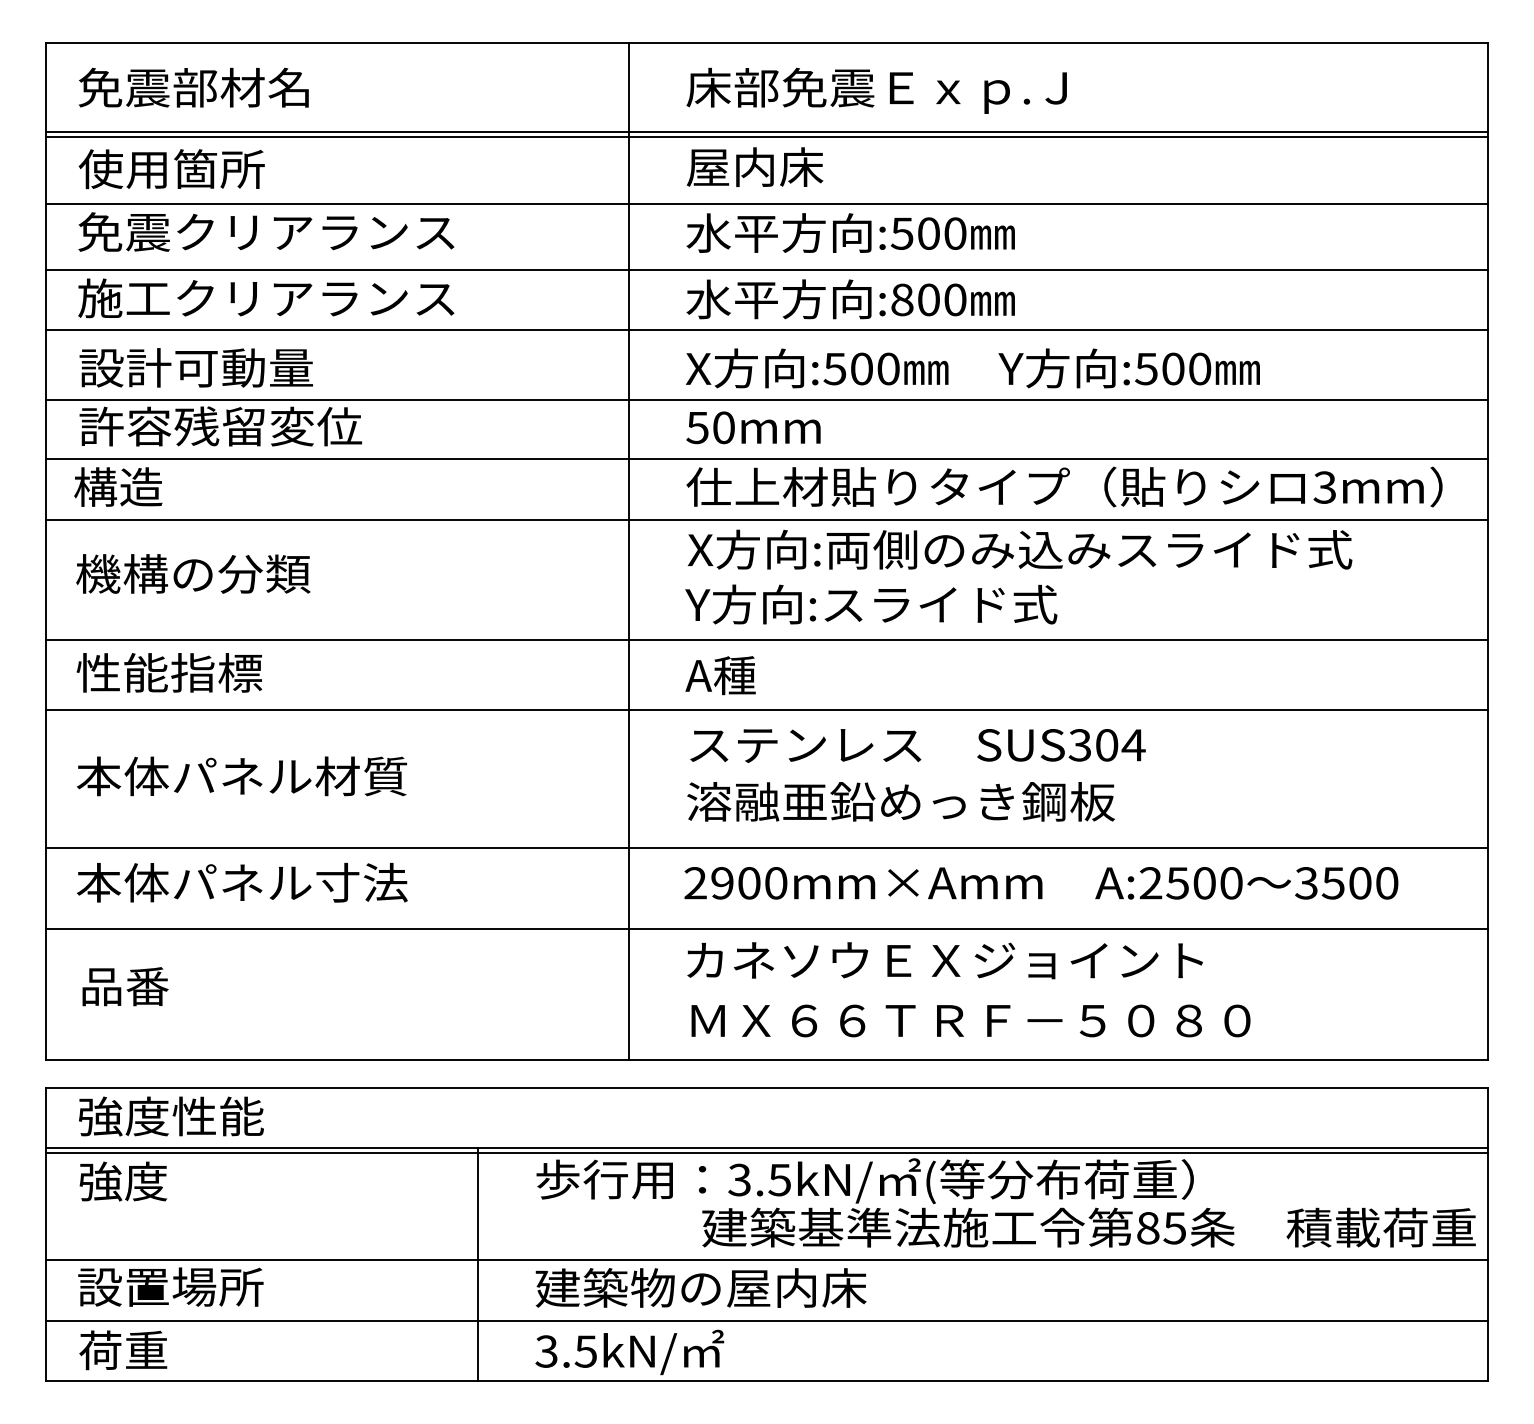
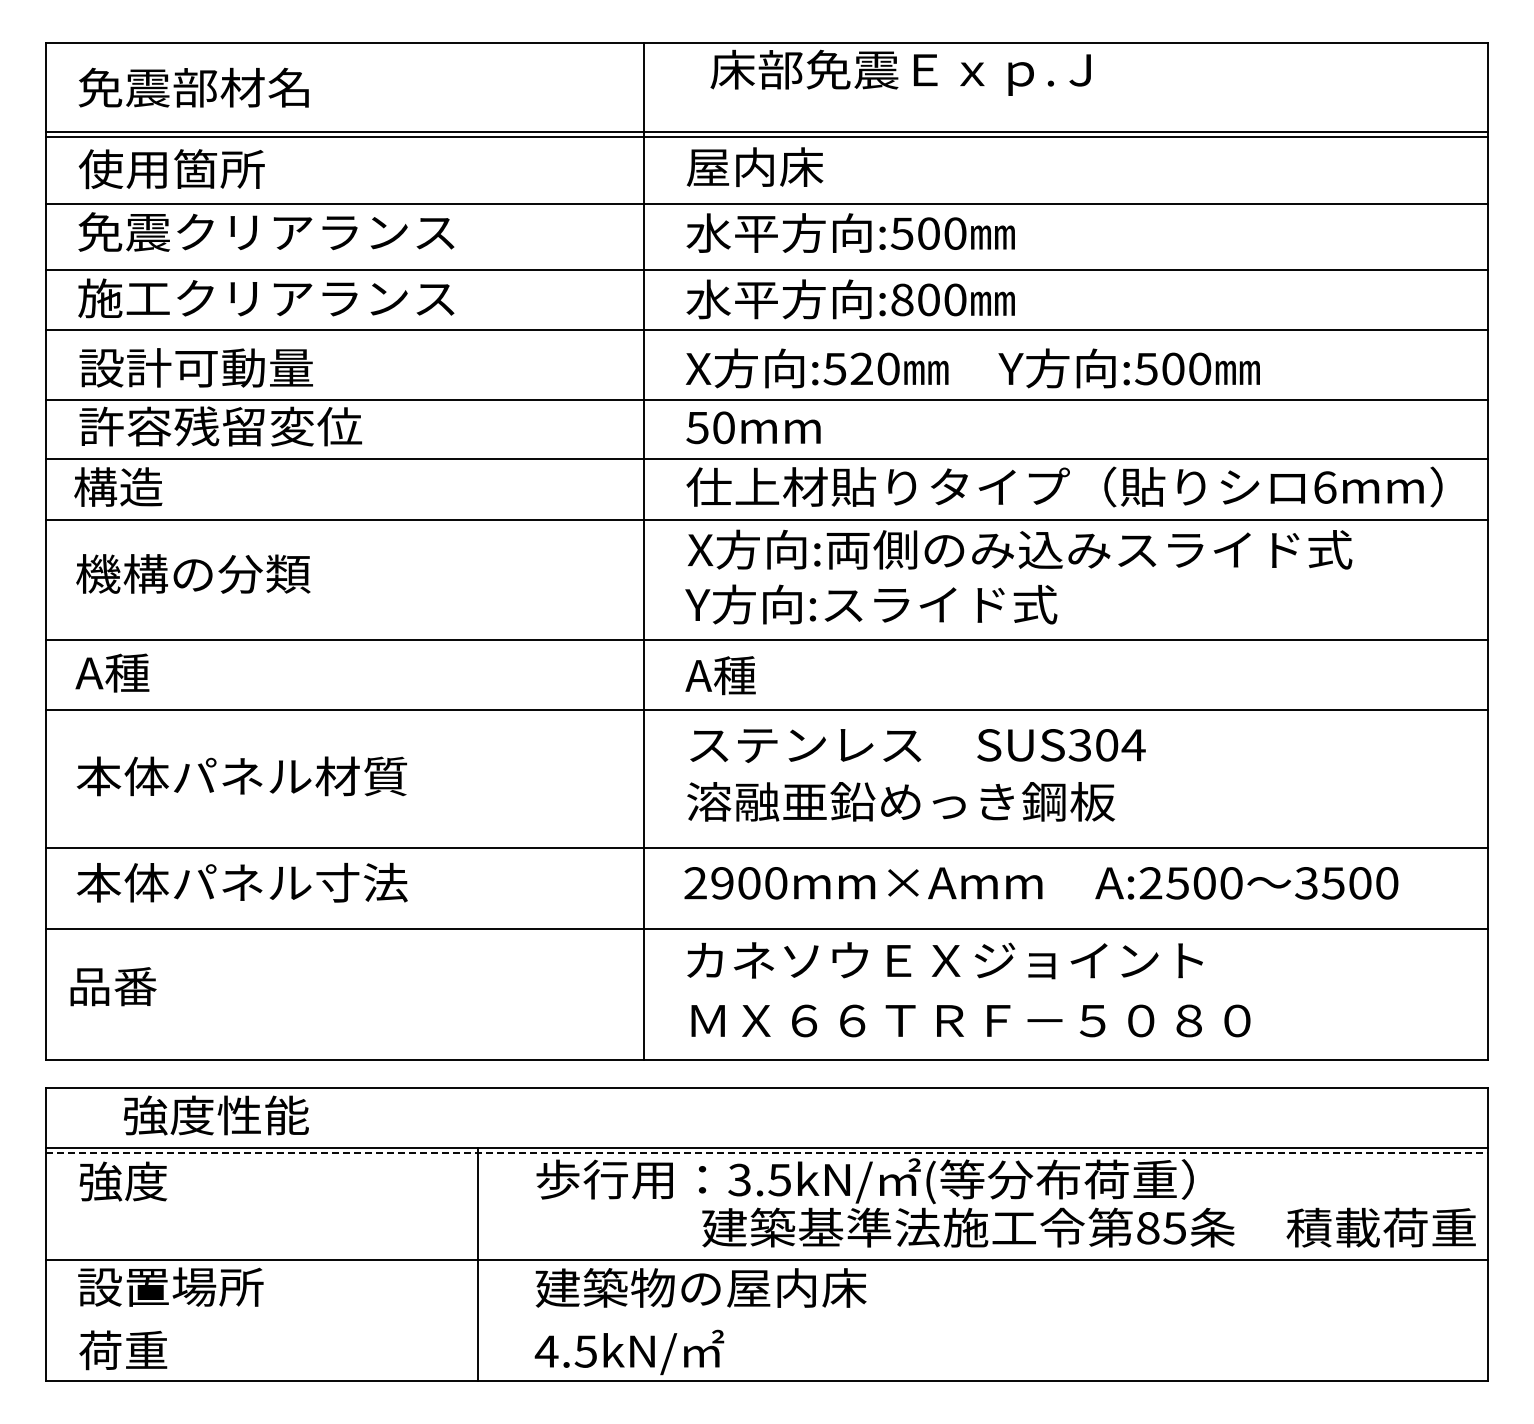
text position: (876, 90) -> (900, 72) (900, 72)
text: :500 -> :520 (861, 368)
text: 3mm -> 6mm (1324, 487)
line position: (629, 551) -> (644, 551) (644, 551)
text: 性能指標 -> A種 (168, 672)
text position: (125, 986) -> (113, 986) (113, 986)
text position: (171, 1116) -> (216, 1115) (216, 1115)
line: solid -> dashed (767, 1153)
line: present -> none (766, 1321)
text: 3.5kN/ -> 4.5kN/ (546, 1351)
